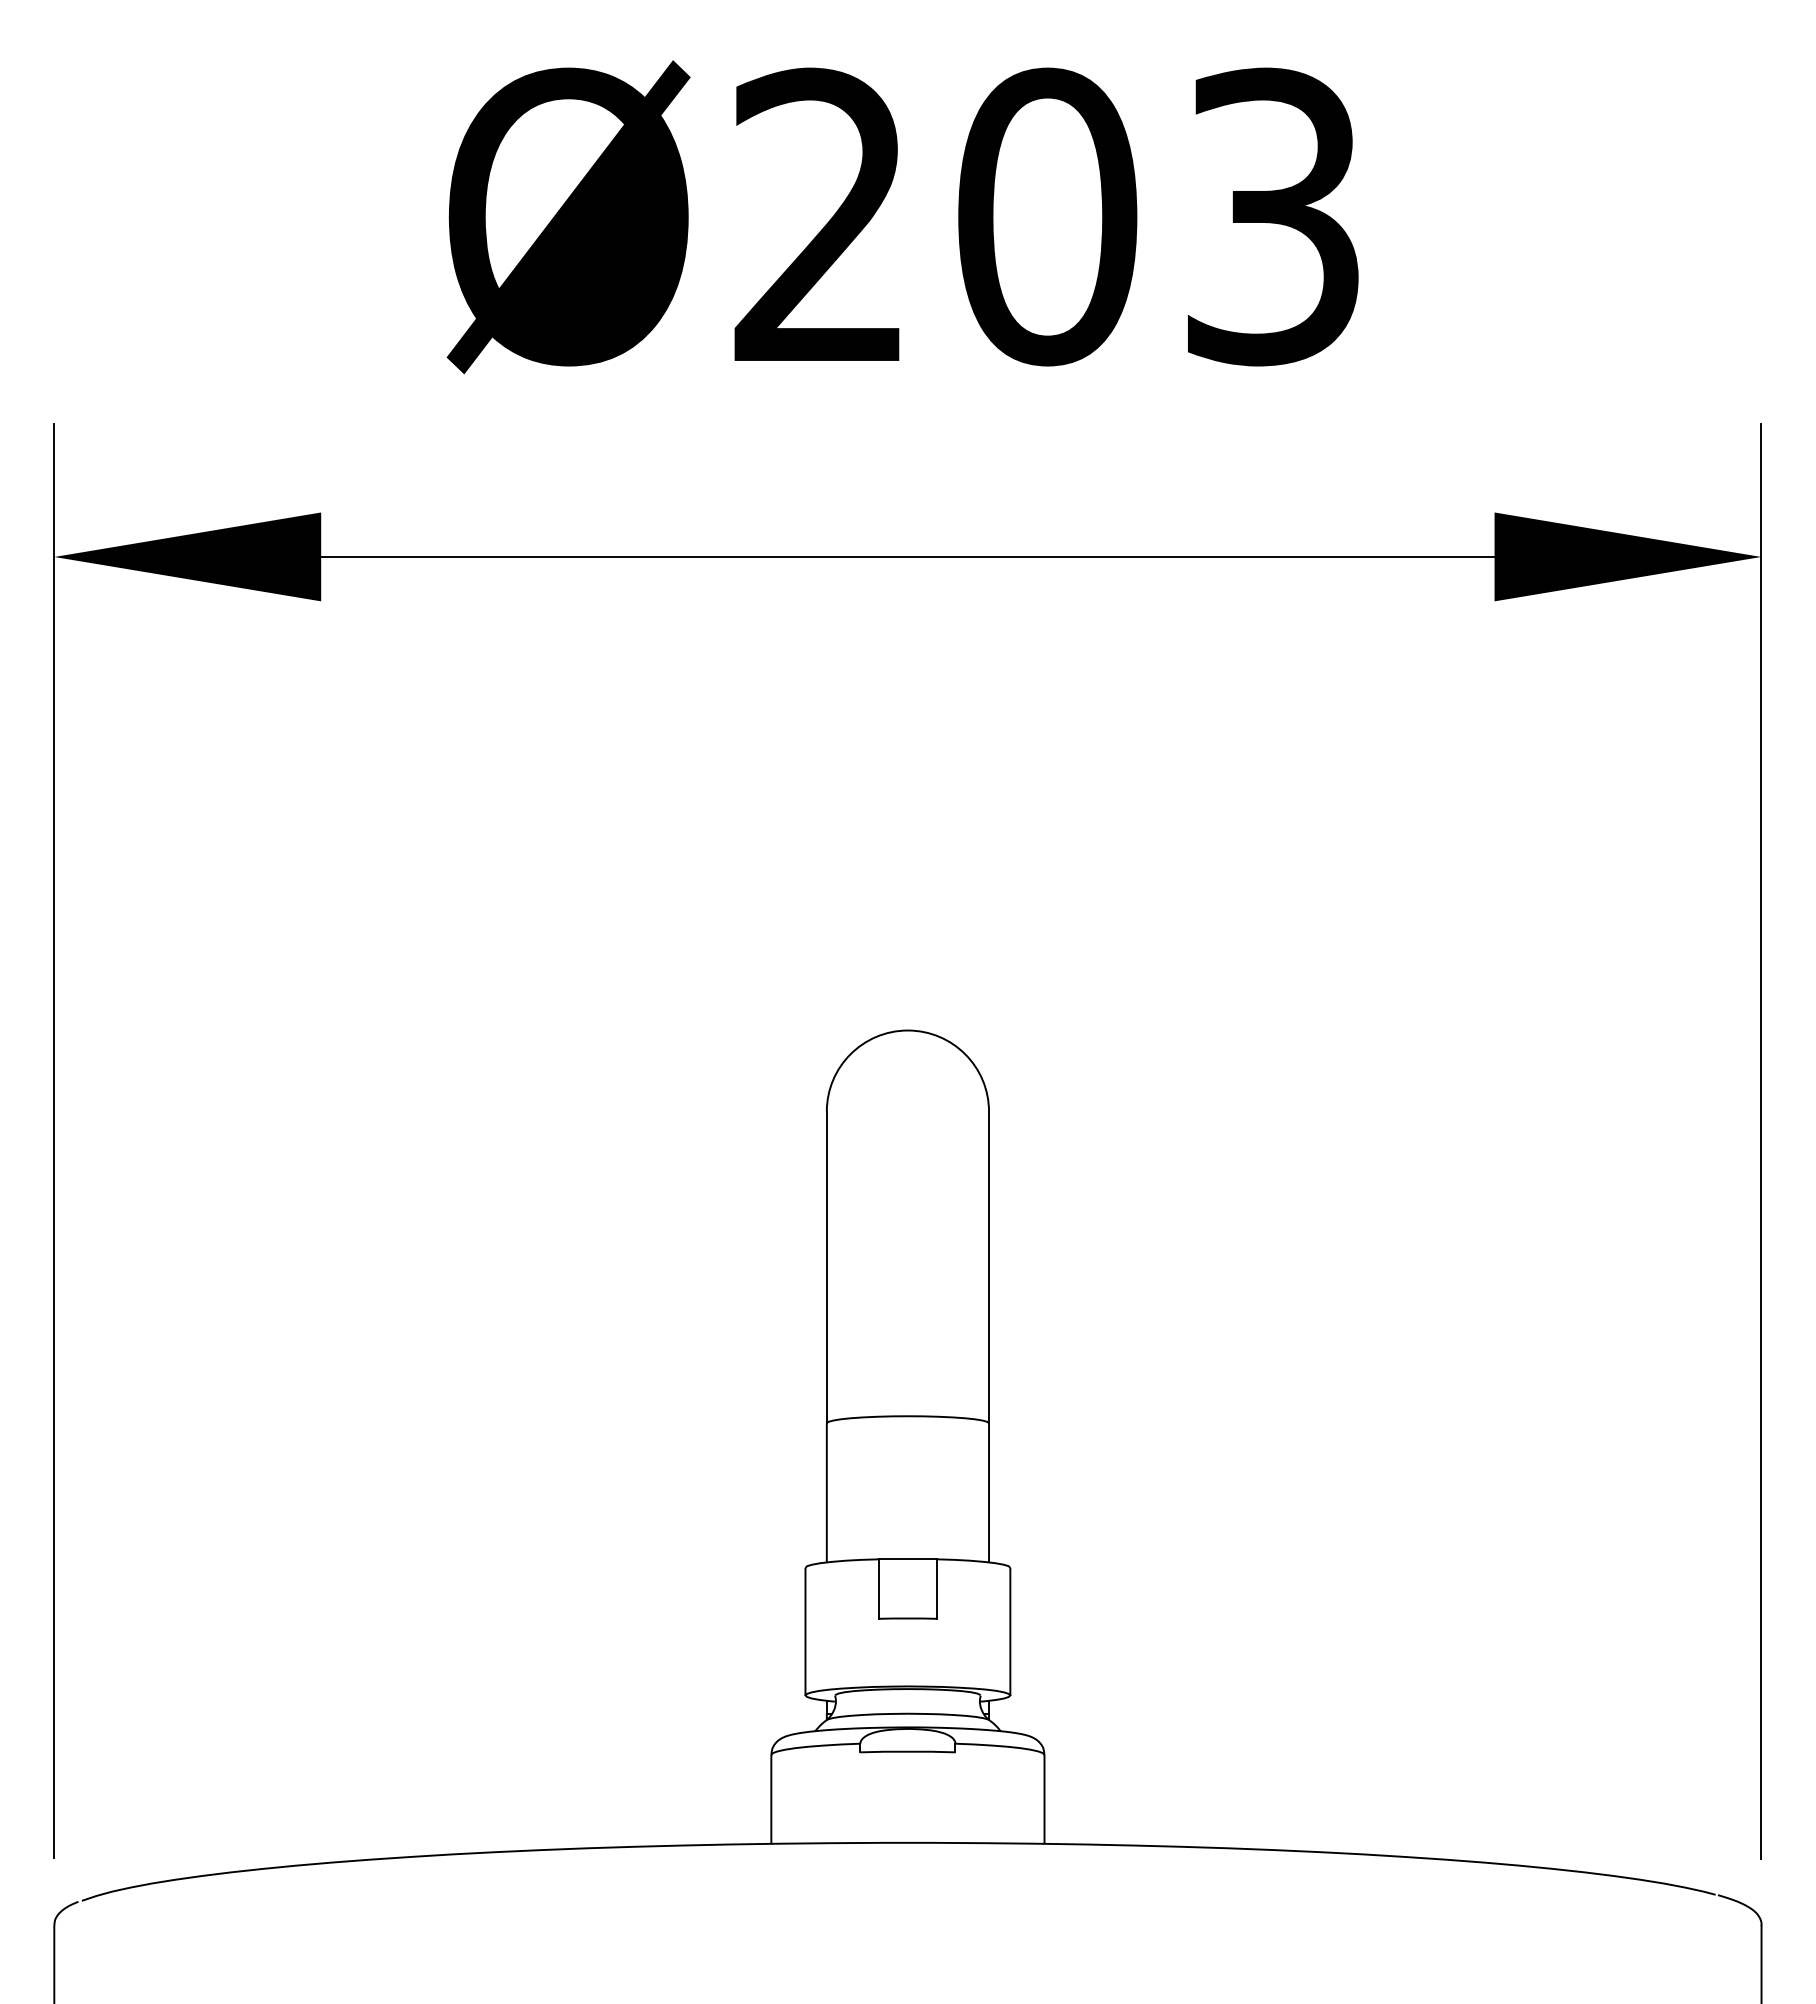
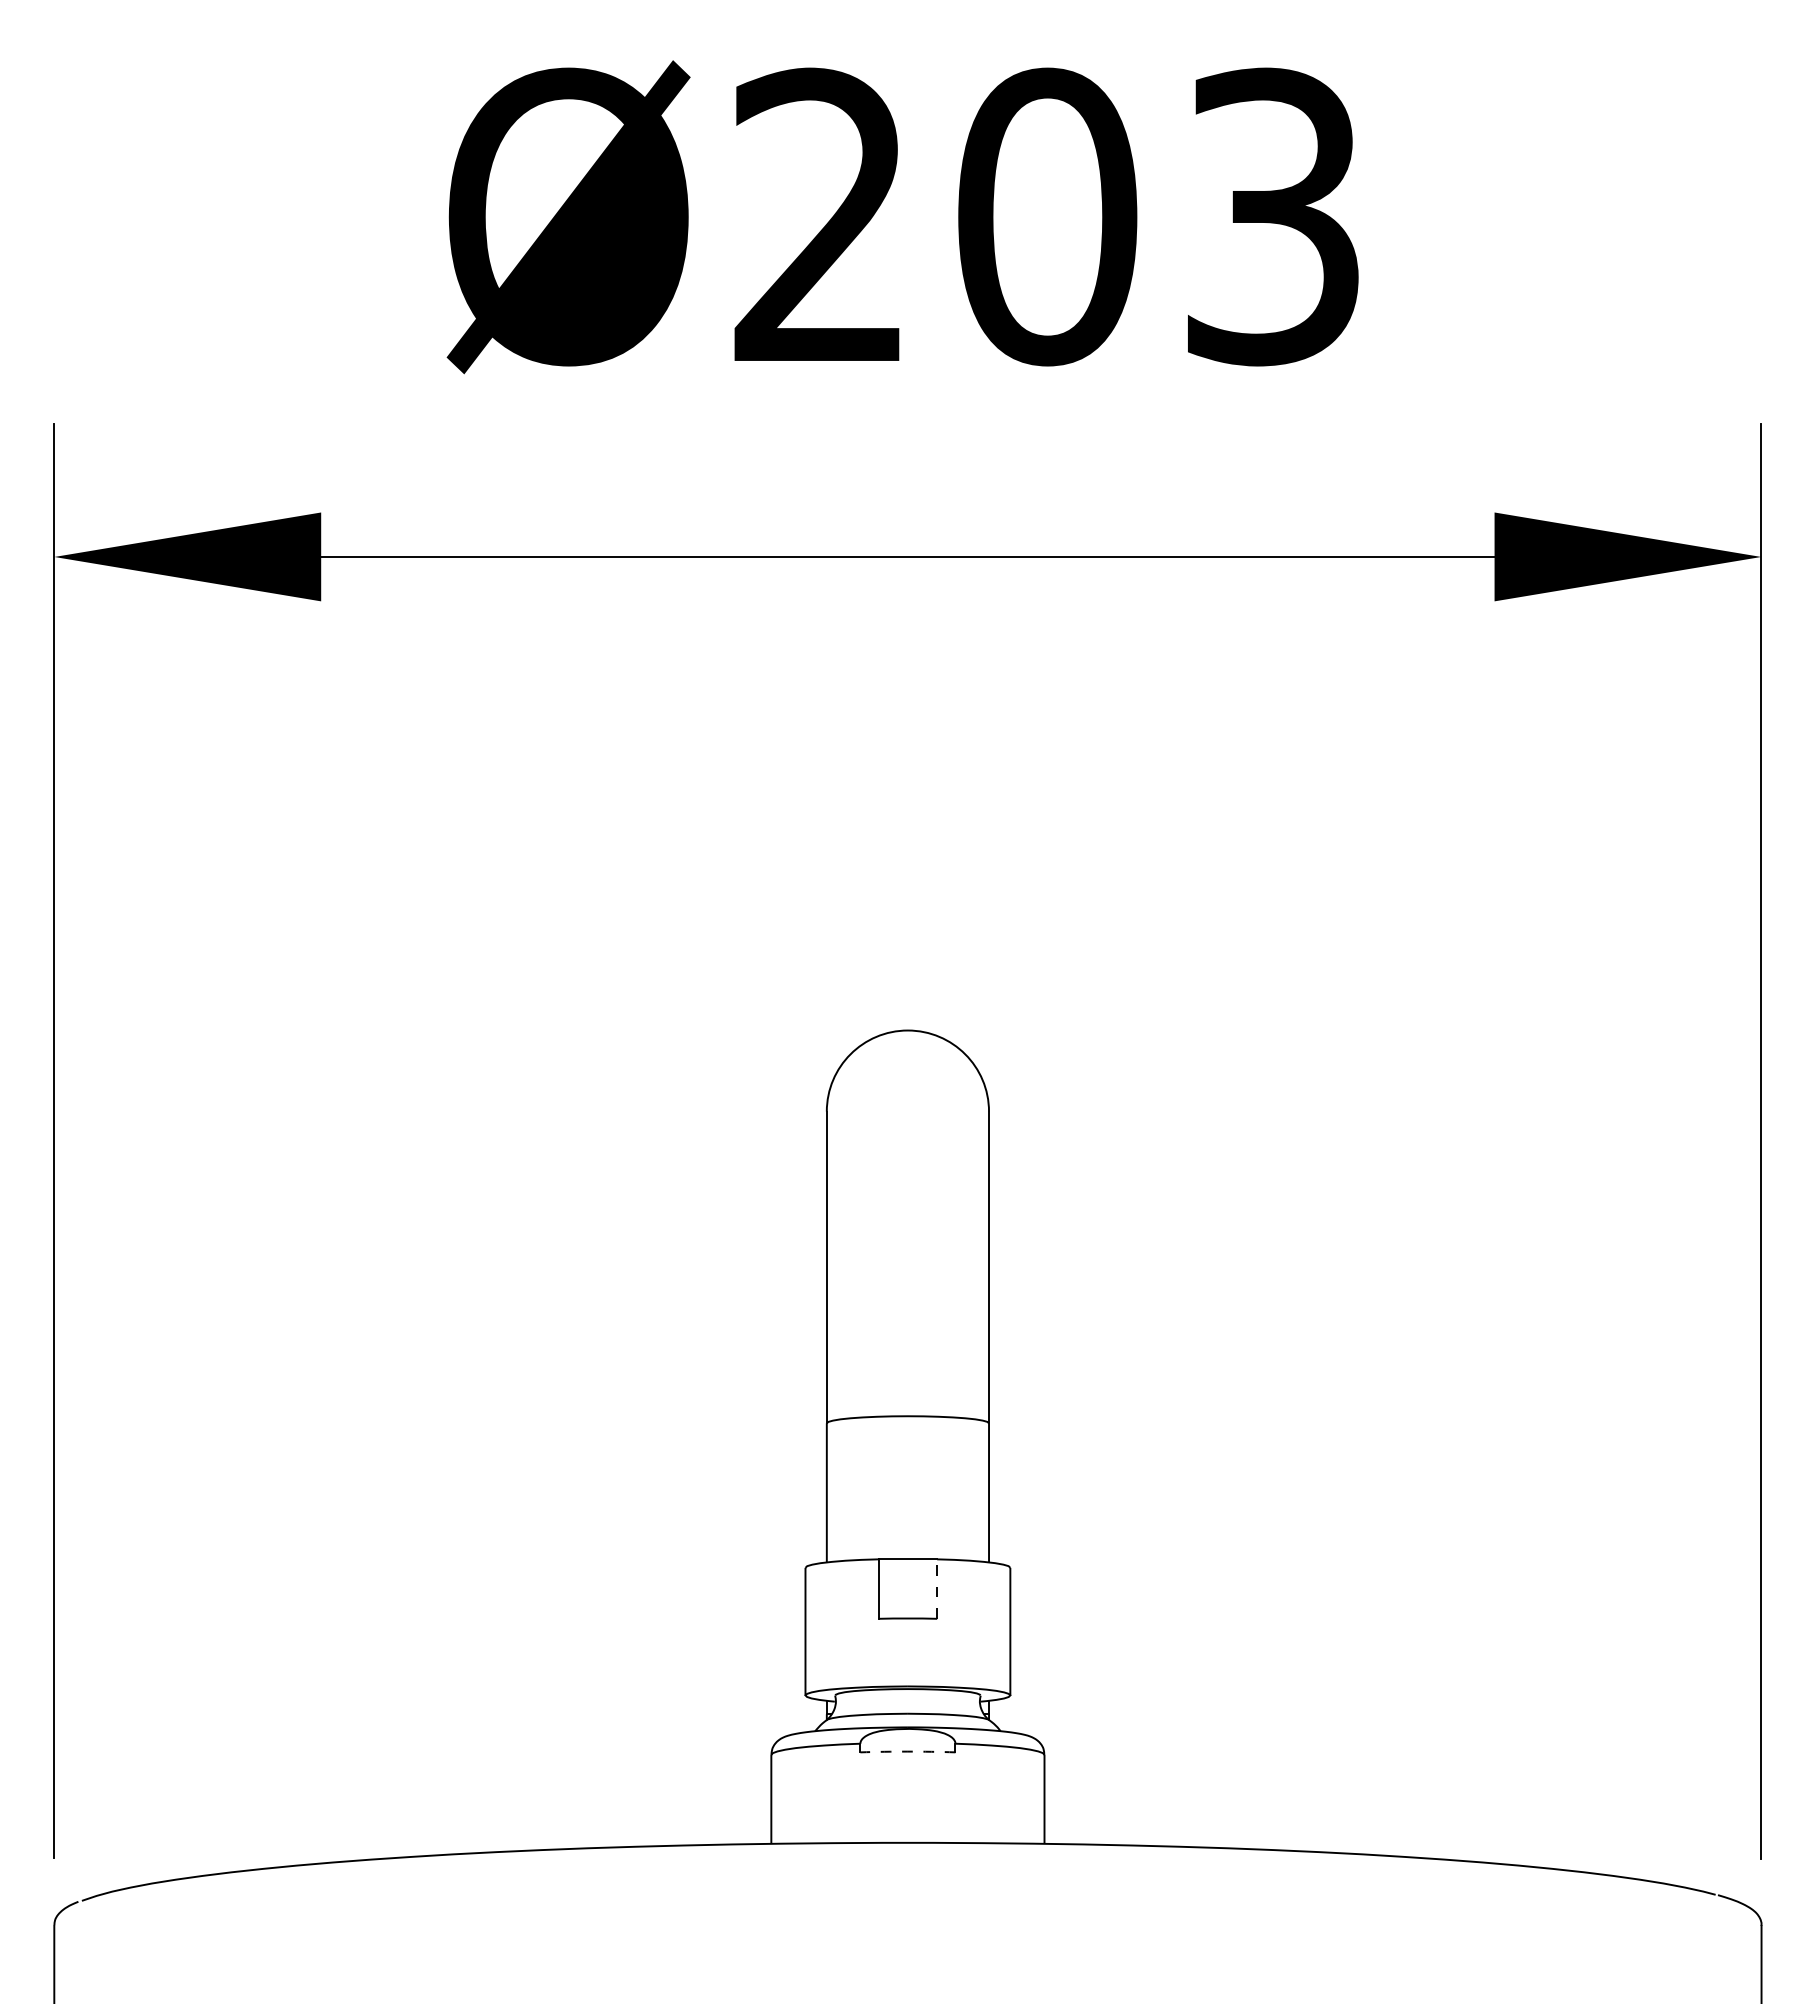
line: solid -> dashed (937, 1589)
arc: solid -> dashed (907, 1751)
